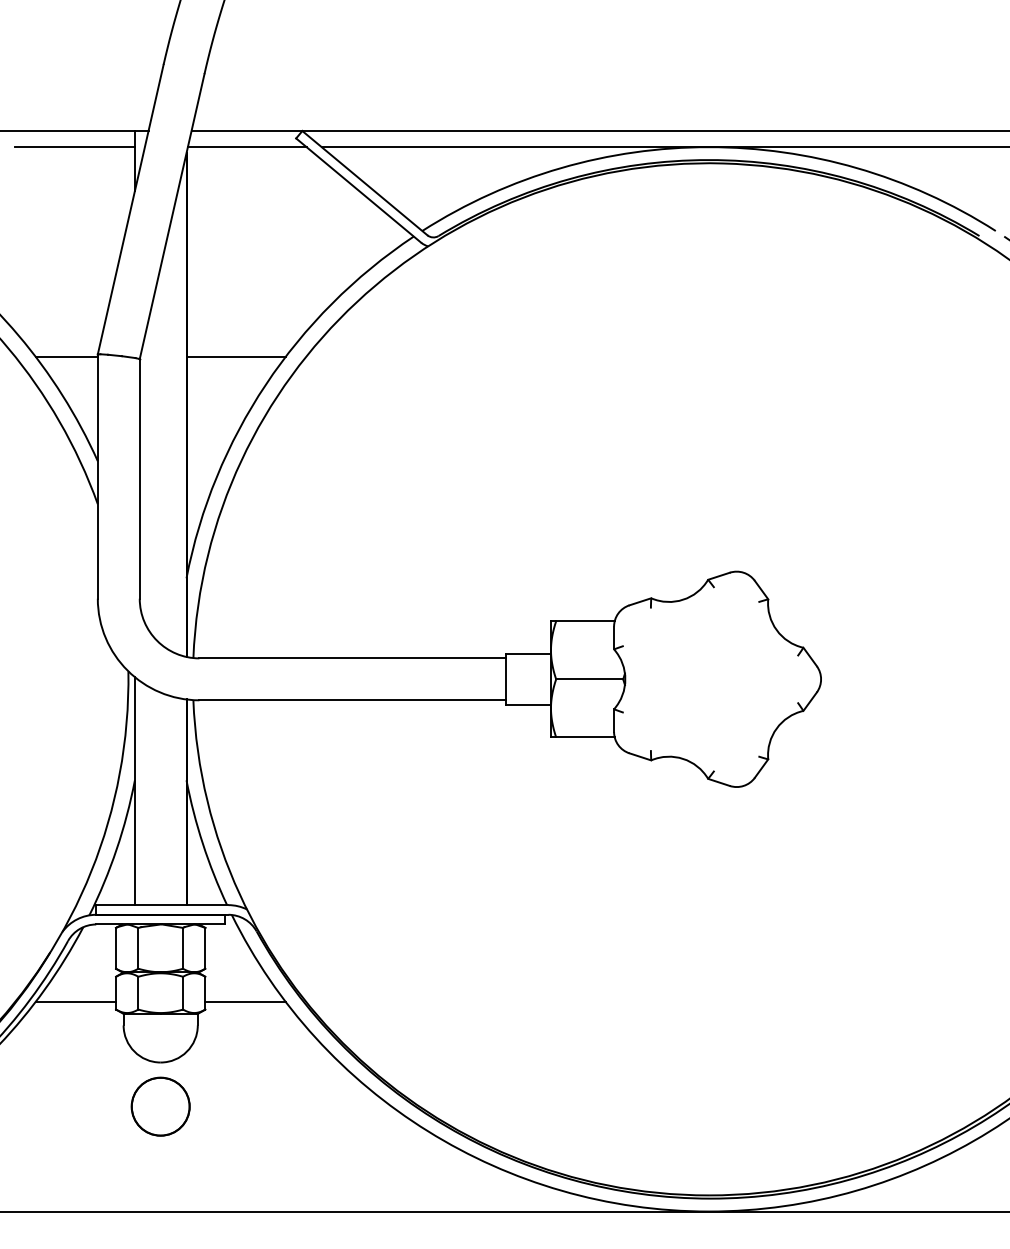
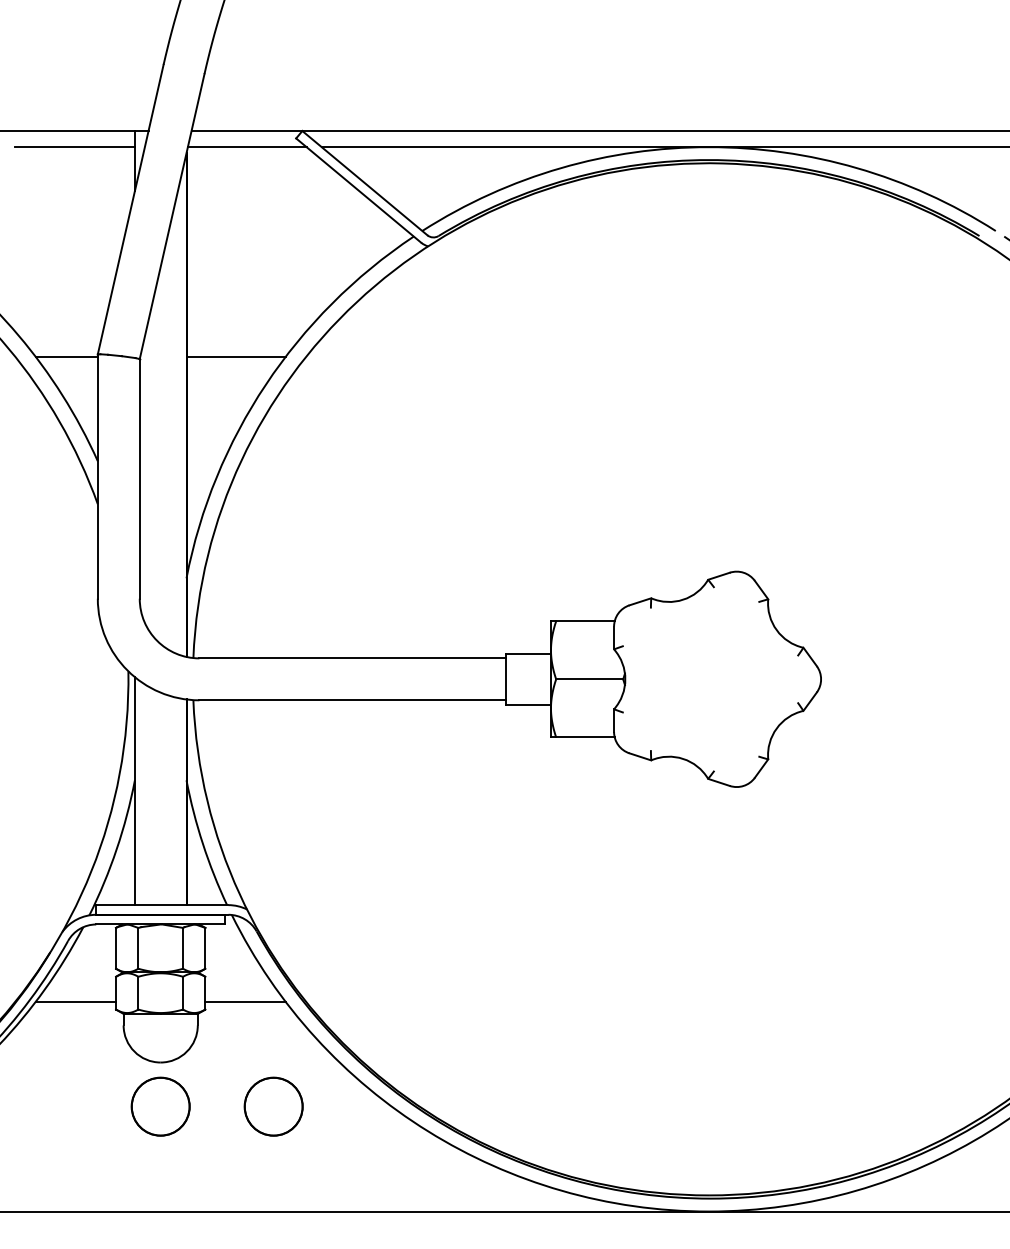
circle: none -> present (273, 1106)
